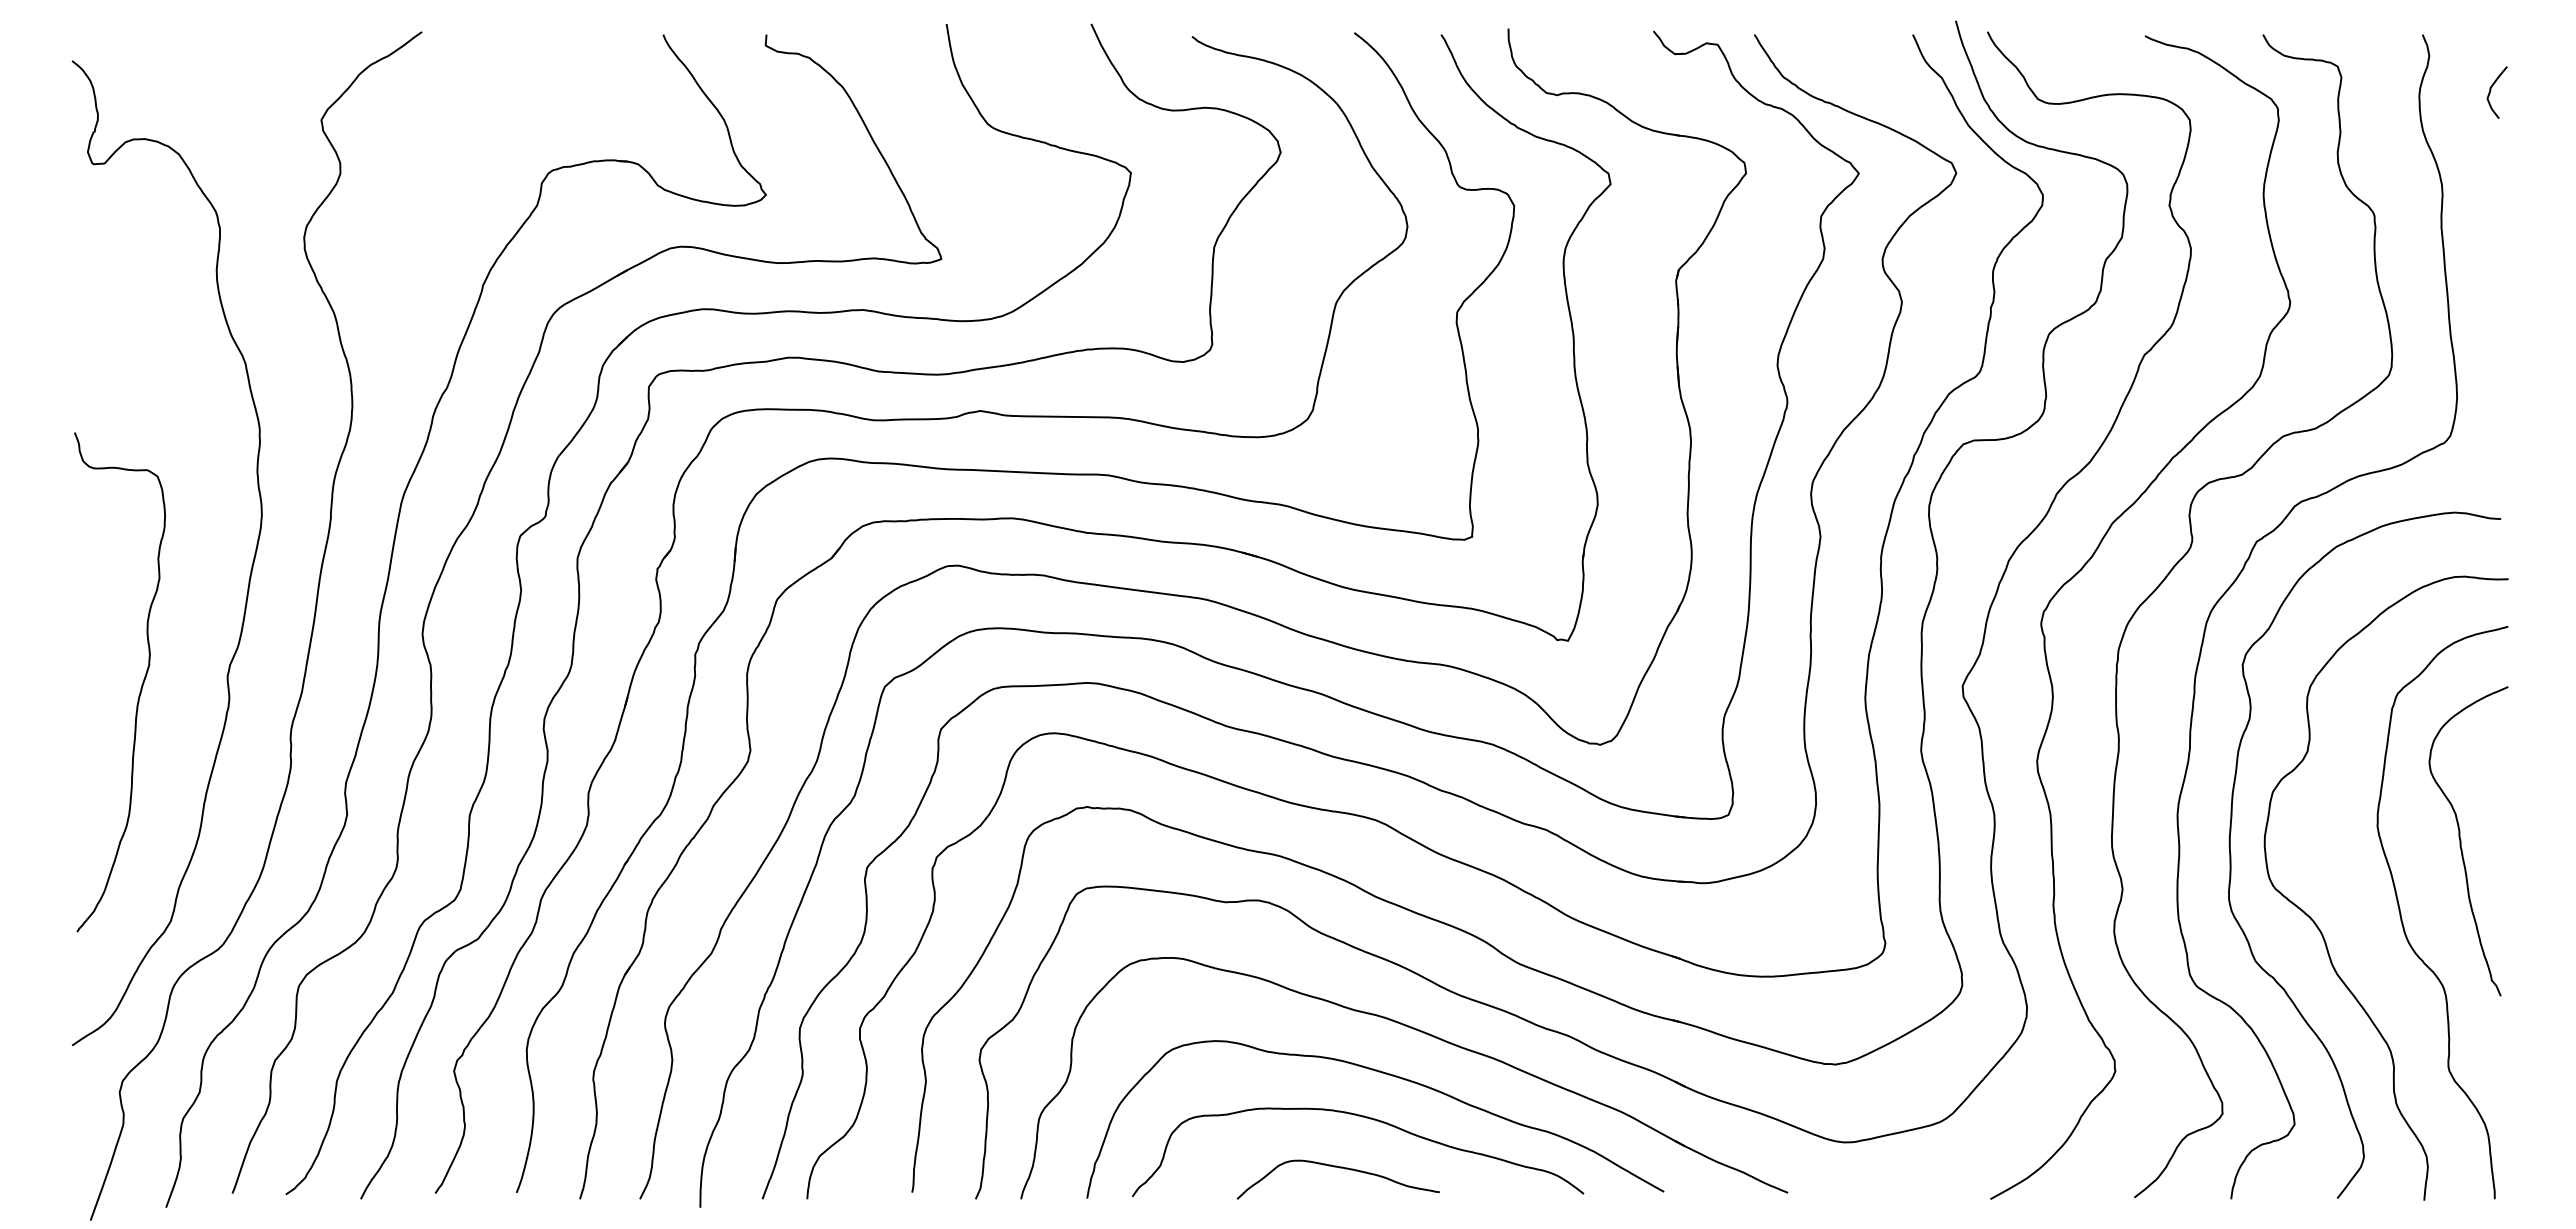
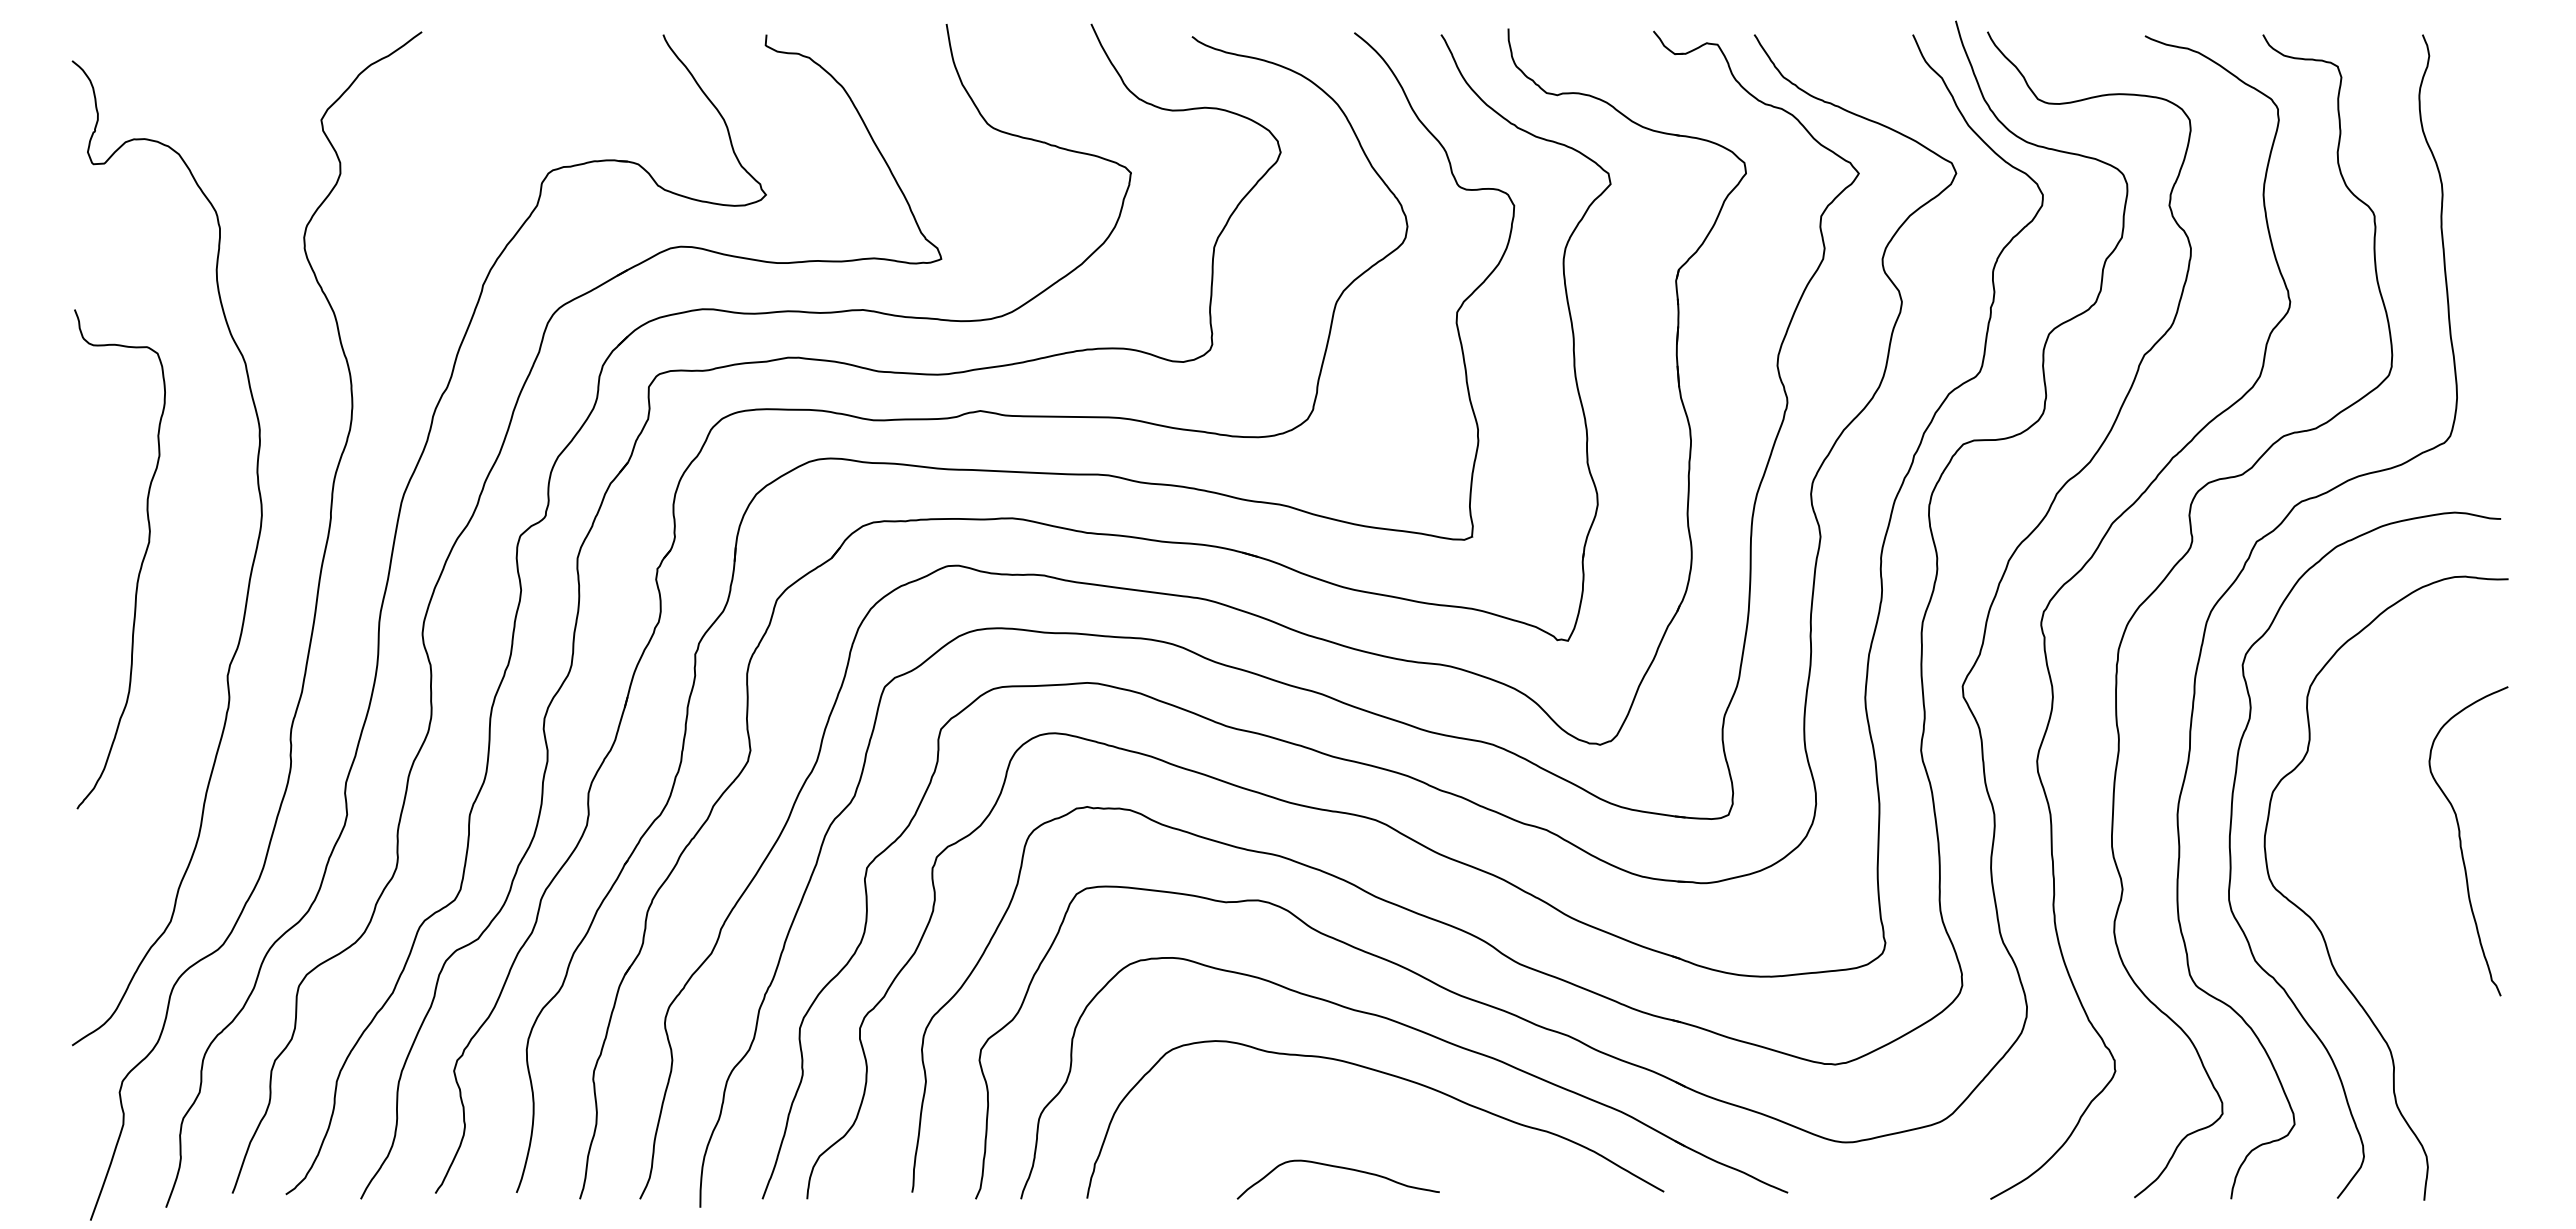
curve: present -> none (2491, 90)
curve position: (140, 688) -> (140, 565) (140, 565)
curve: present -> none (2402, 918)
curve: present -> none (1366, 1118)
